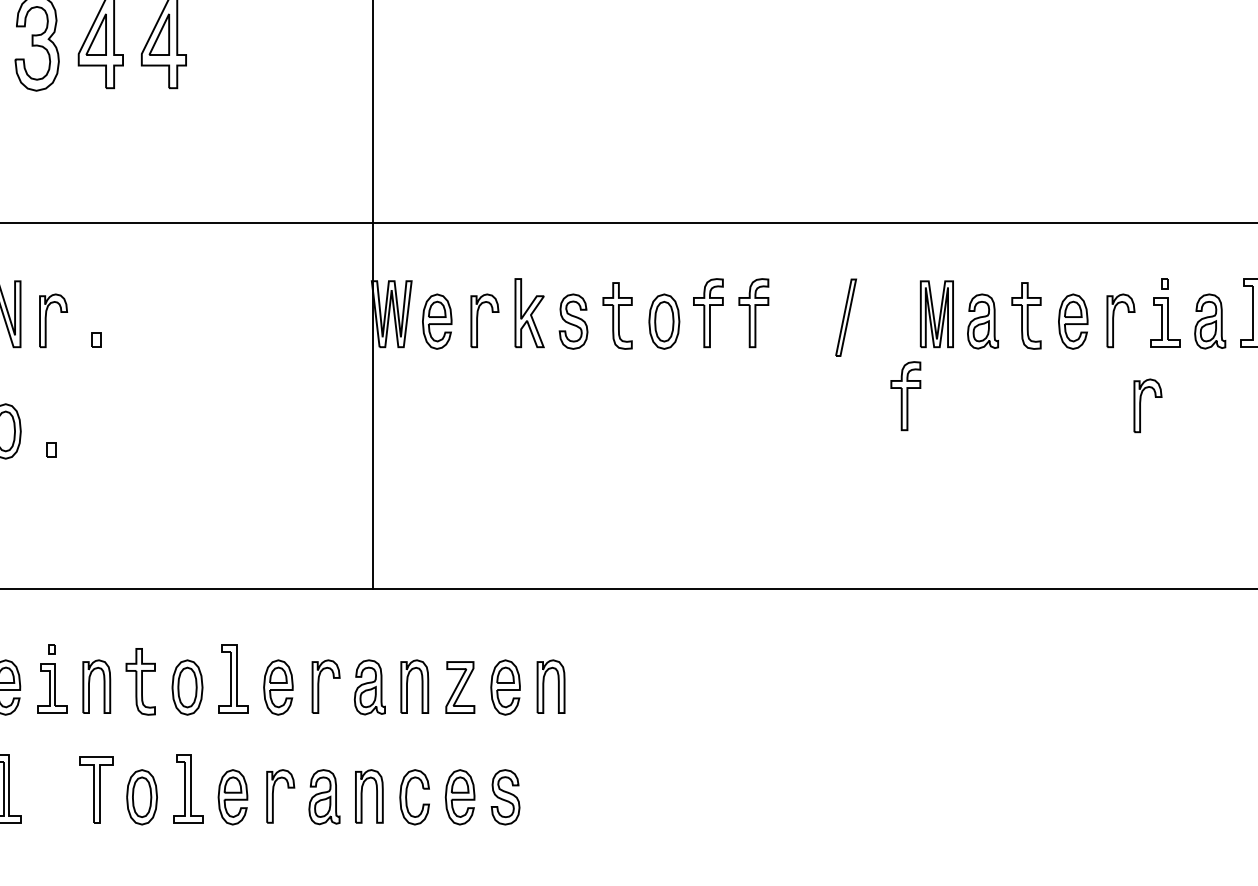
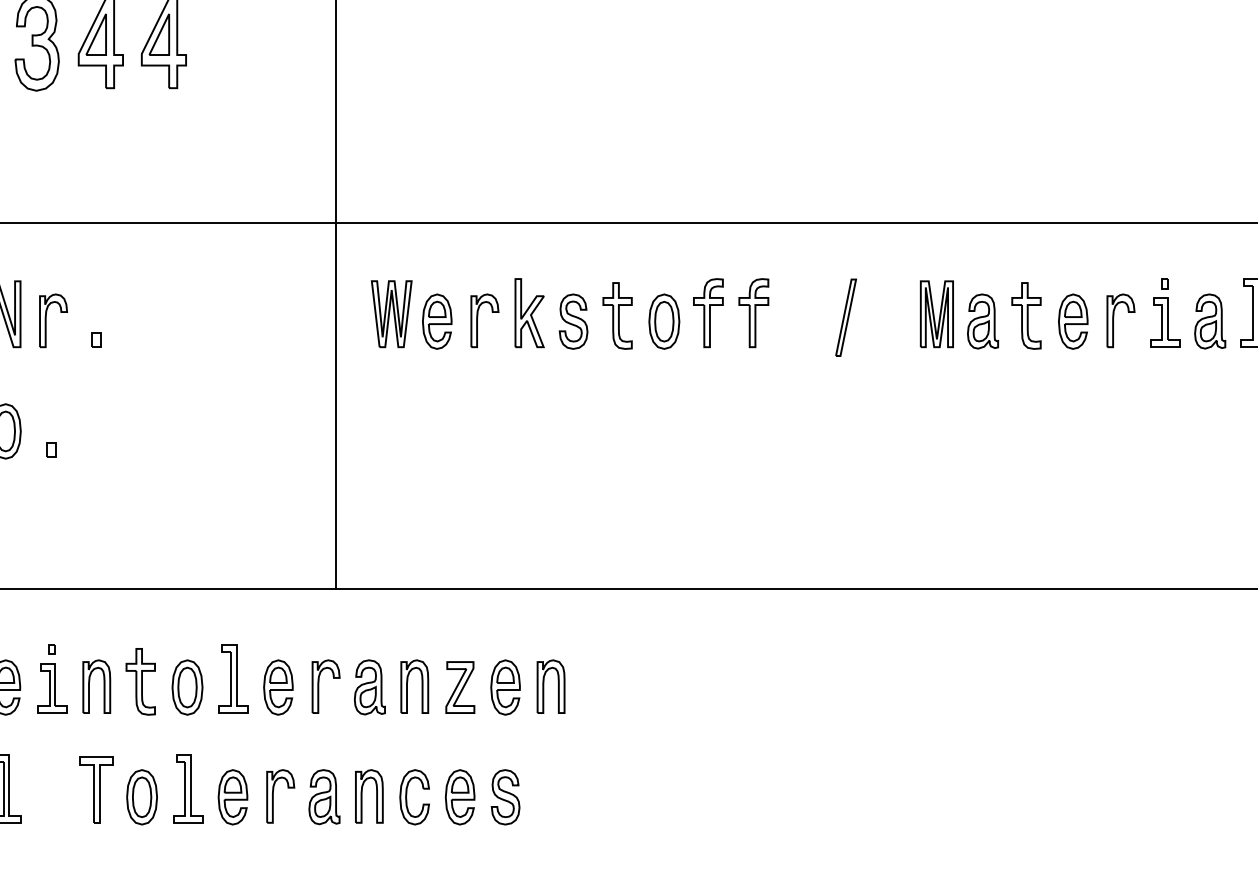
line position: (372, 295) -> (335, 295) (335, 295)
part: present -> none (905, 396)
part: present -> none (1141, 402)
